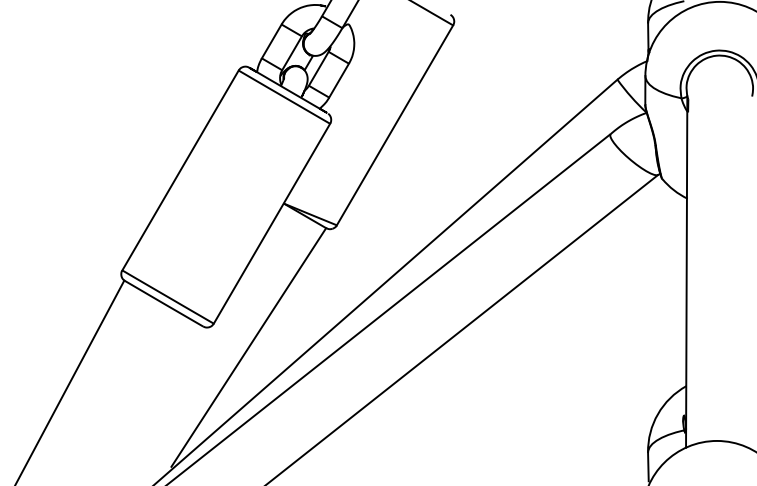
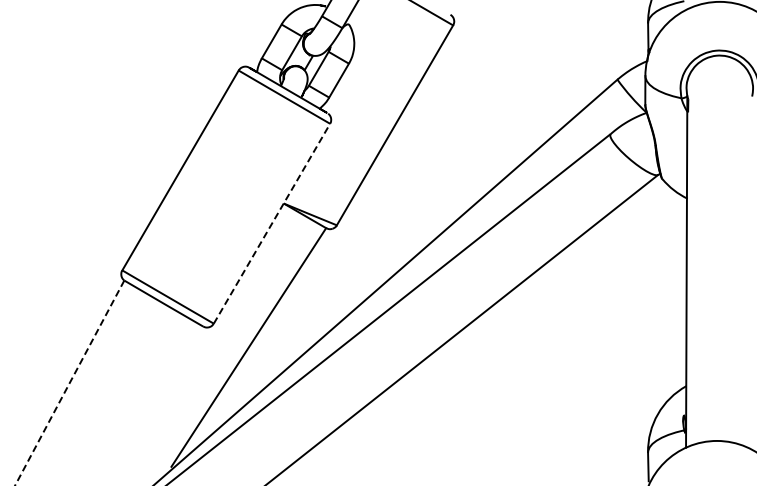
line: solid -> dashed (272, 223)
line: solid -> dashed (69, 383)
